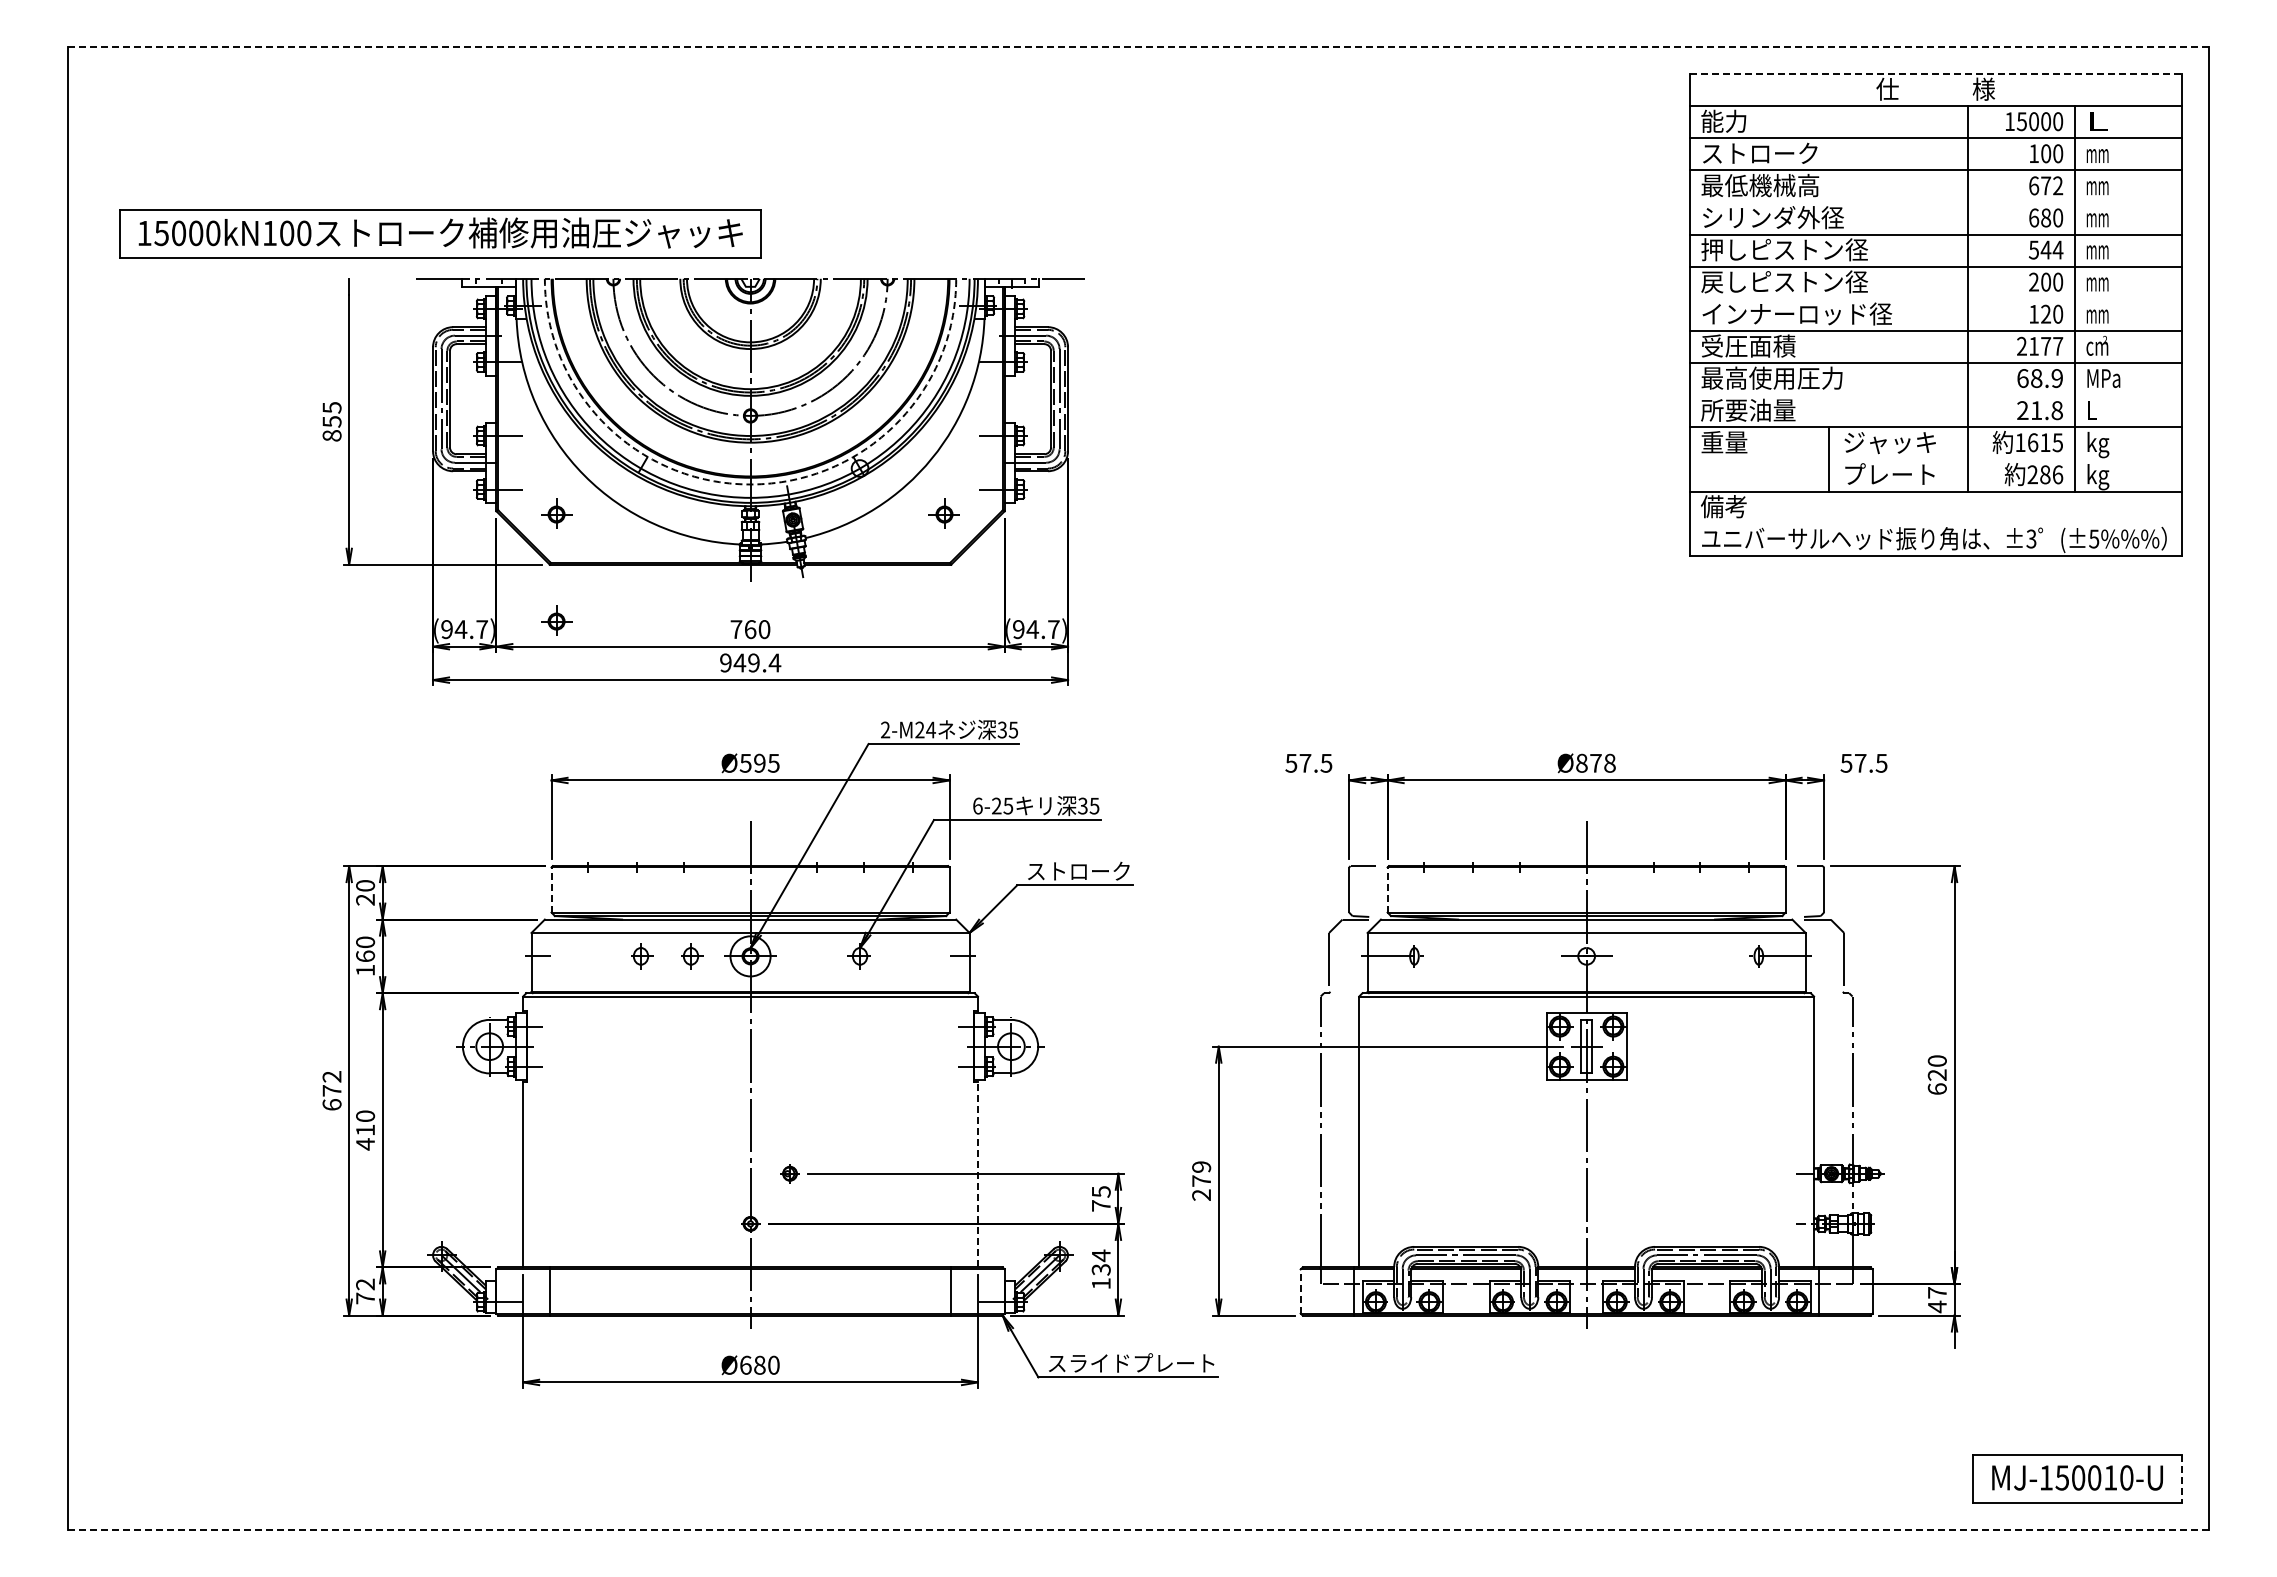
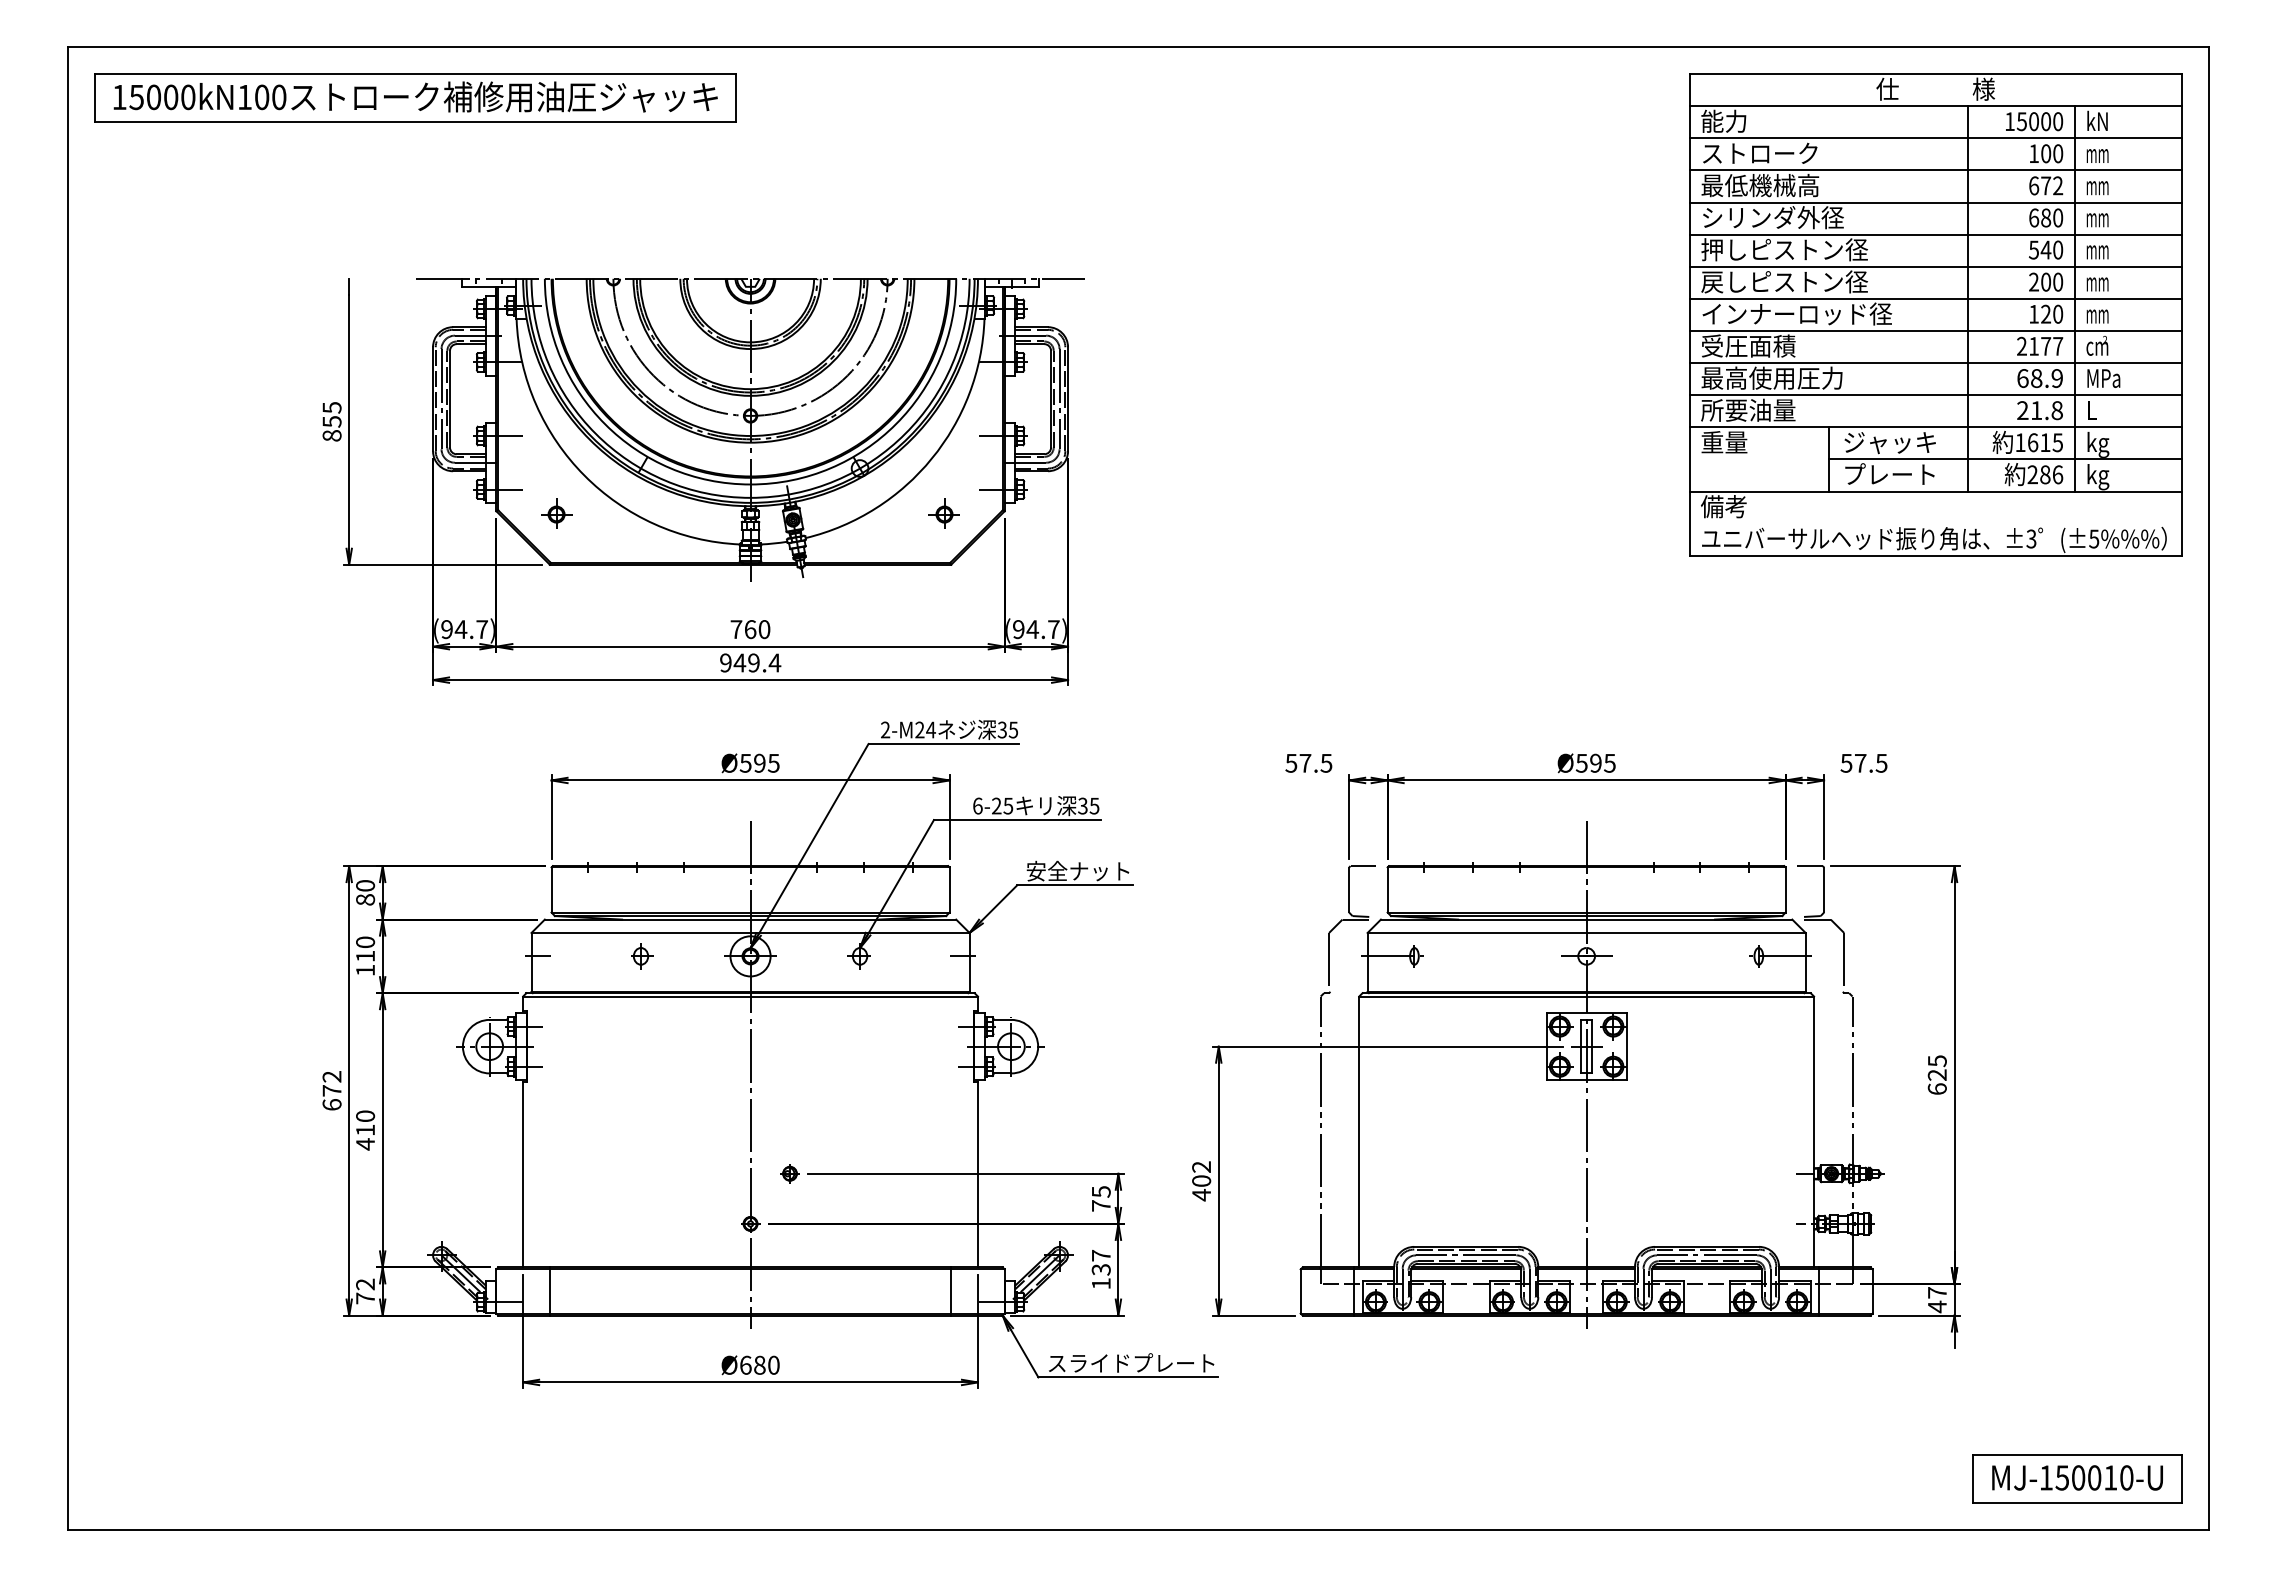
line: dashed -> solid (1138, 47)
line: dashed -> solid (1936, 74)
text: L -> kN (2097, 120)
line: none -> present (1935, 202)
part position: (440, 233) -> (415, 97) (415, 97)
text: 544 -> 540 (2057, 249)
line: none -> present (1935, 298)
line: none -> present (1935, 395)
line: none -> present (2004, 459)
arc: dashed -> solid (750, 484)
part: present -> none (556, 620)
text: Ø878 -> Ø595 (1595, 762)
text: ストローク -> 安全ナット (1077, 870)
line: dashed -> solid (551, 889)
line: dashed -> solid (1387, 889)
text: 20 -> 80 (365, 899)
text: 160 -> 110 (365, 955)
part: present -> none (692, 956)
text: 620 -> 625 (1936, 1061)
line: dashed -> solid (977, 1174)
text: 279 -> 402 (1201, 1181)
text: 134 -> 137 (1101, 1255)
line: dashed -> solid (1300, 1290)
line: dashed -> solid (2181, 1479)
line: dashed -> solid (1138, 1529)
